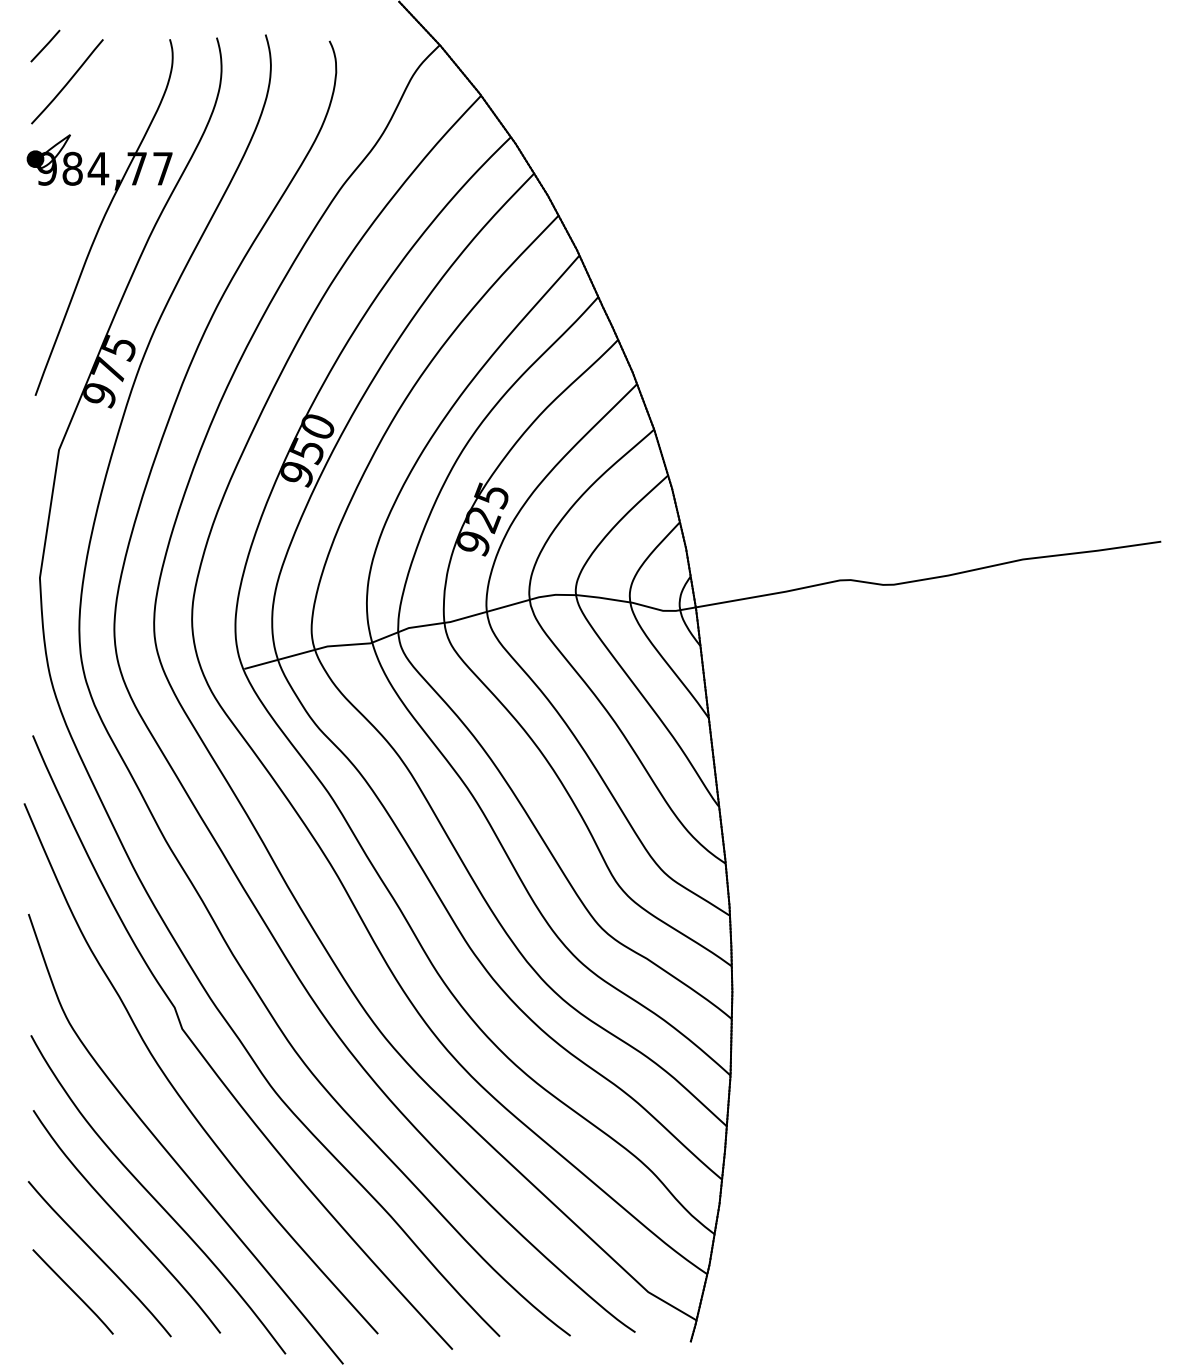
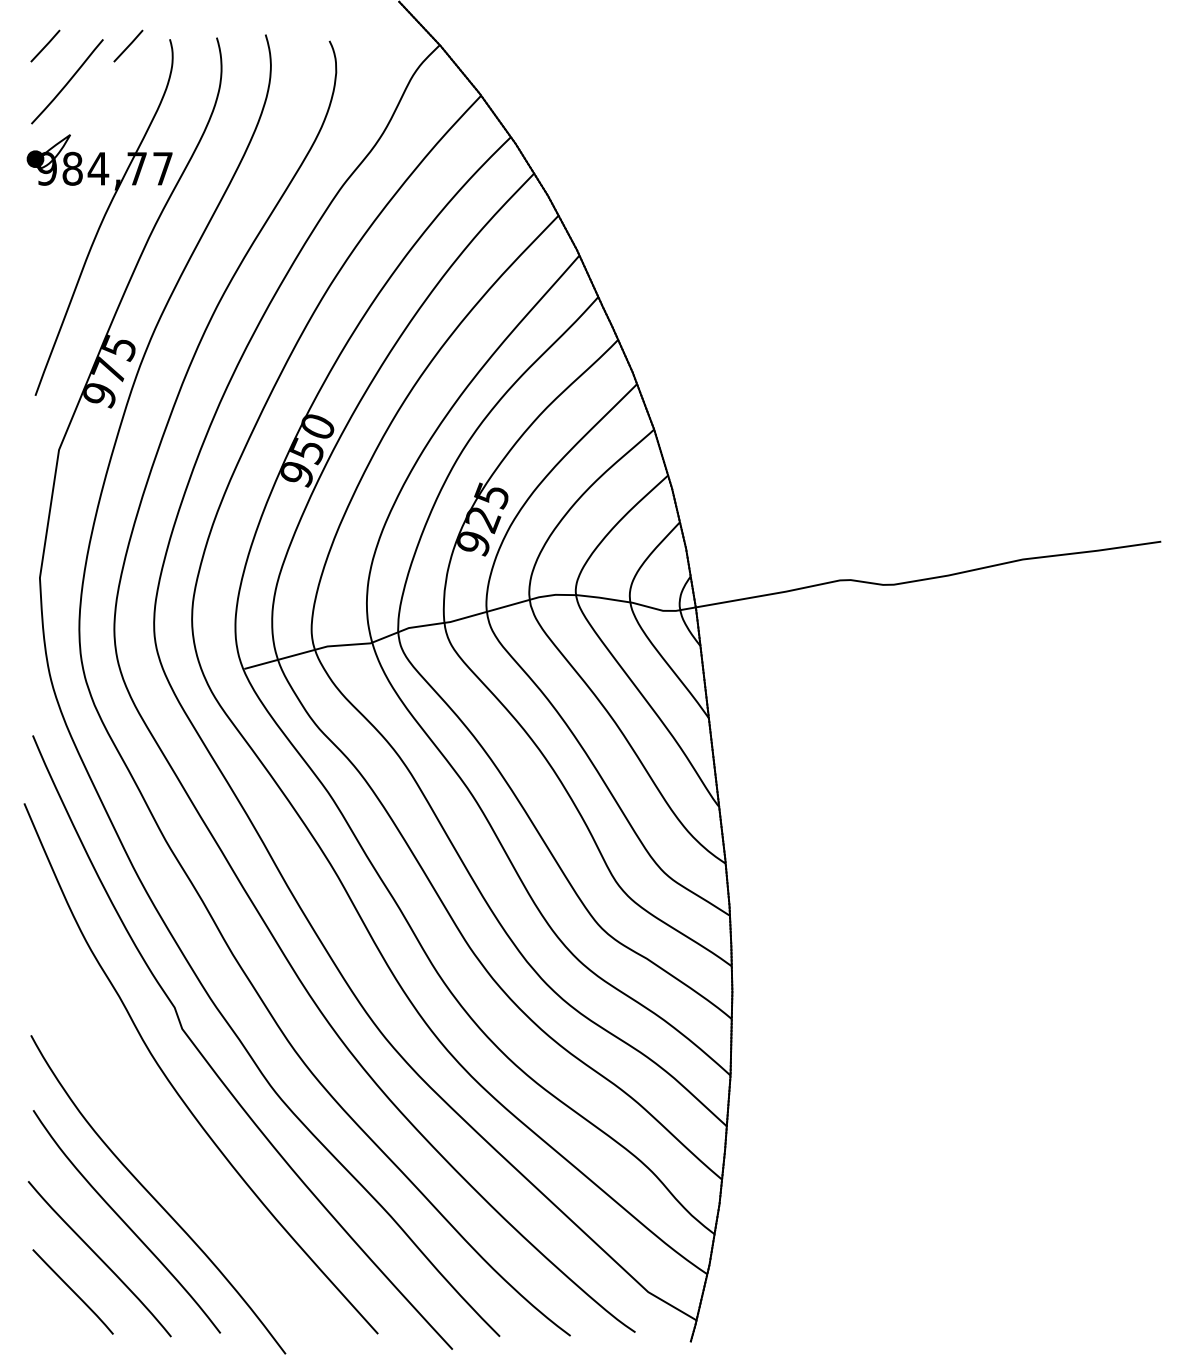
line: none -> present (128, 45)
curve: present -> none (169, 1152)
